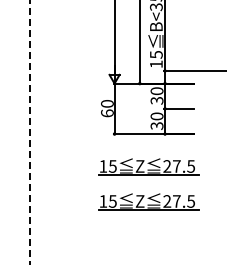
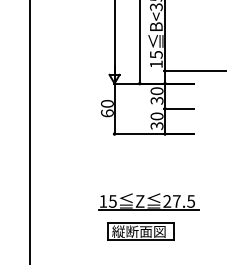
line: dashed -> solid (30, 133)
part: present -> none (148, 166)
part: none -> present (140, 231)
